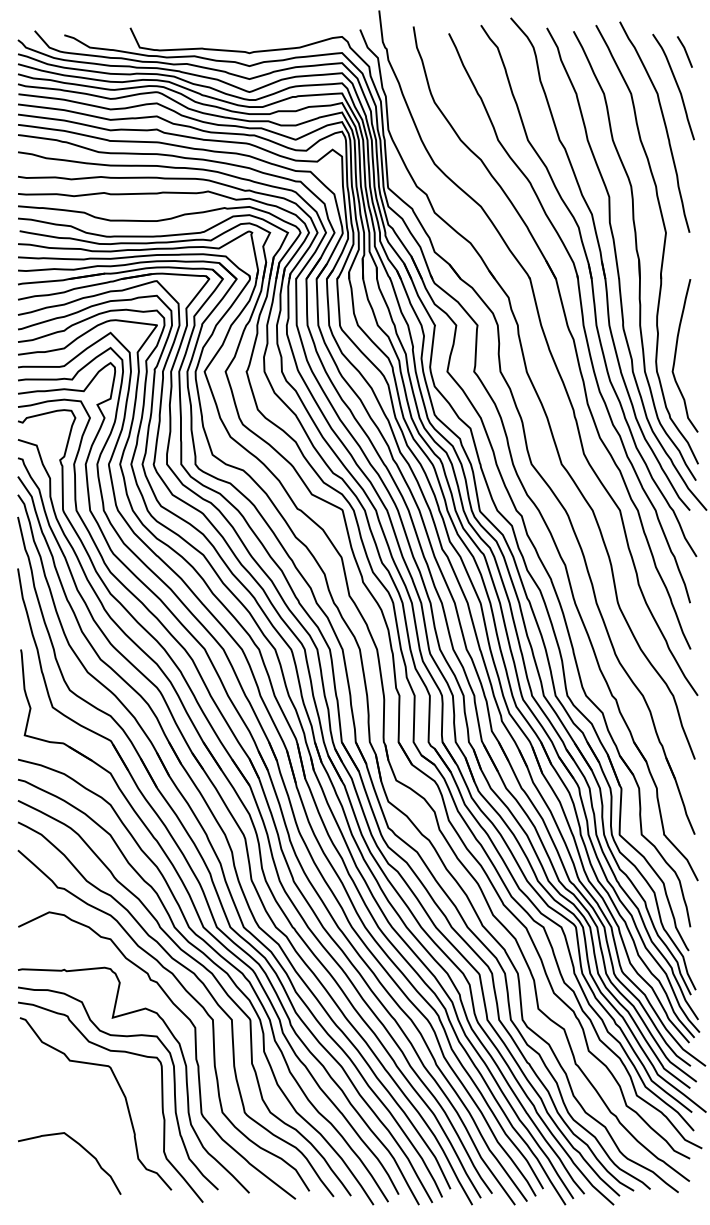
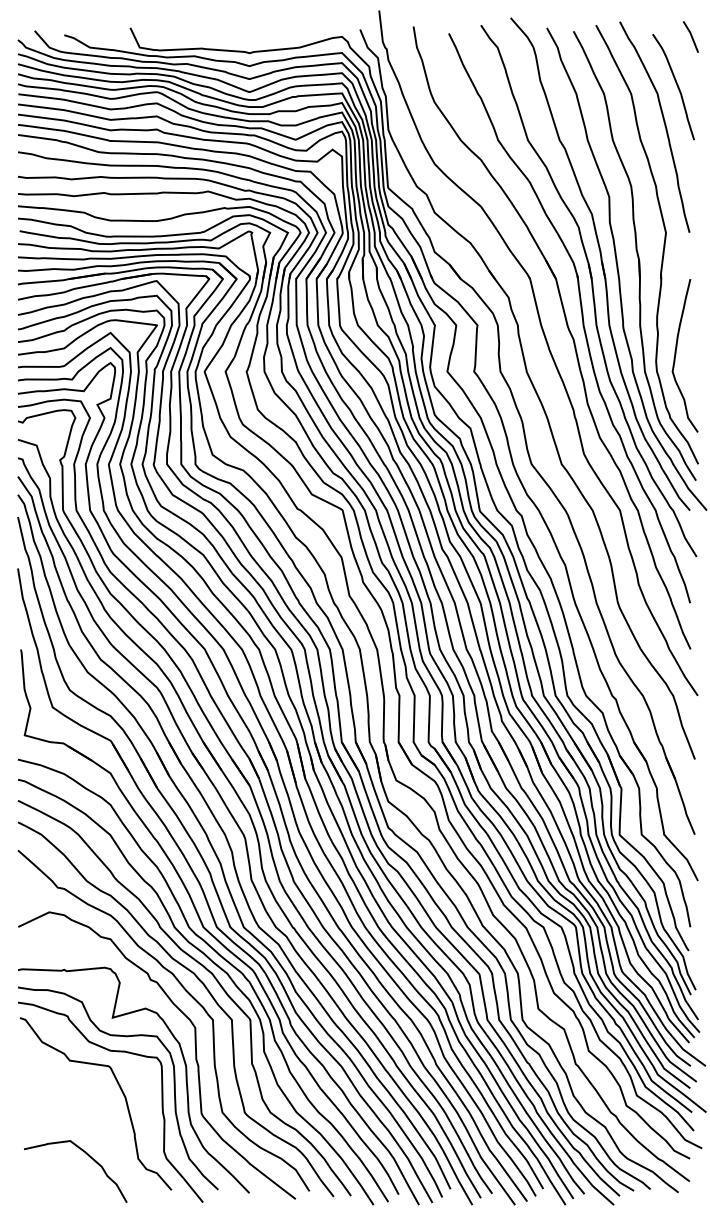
line position: (684, 51) -> (690, 36) (690, 36)
curve position: (83, 1149) -> (89, 1157) (89, 1157)
